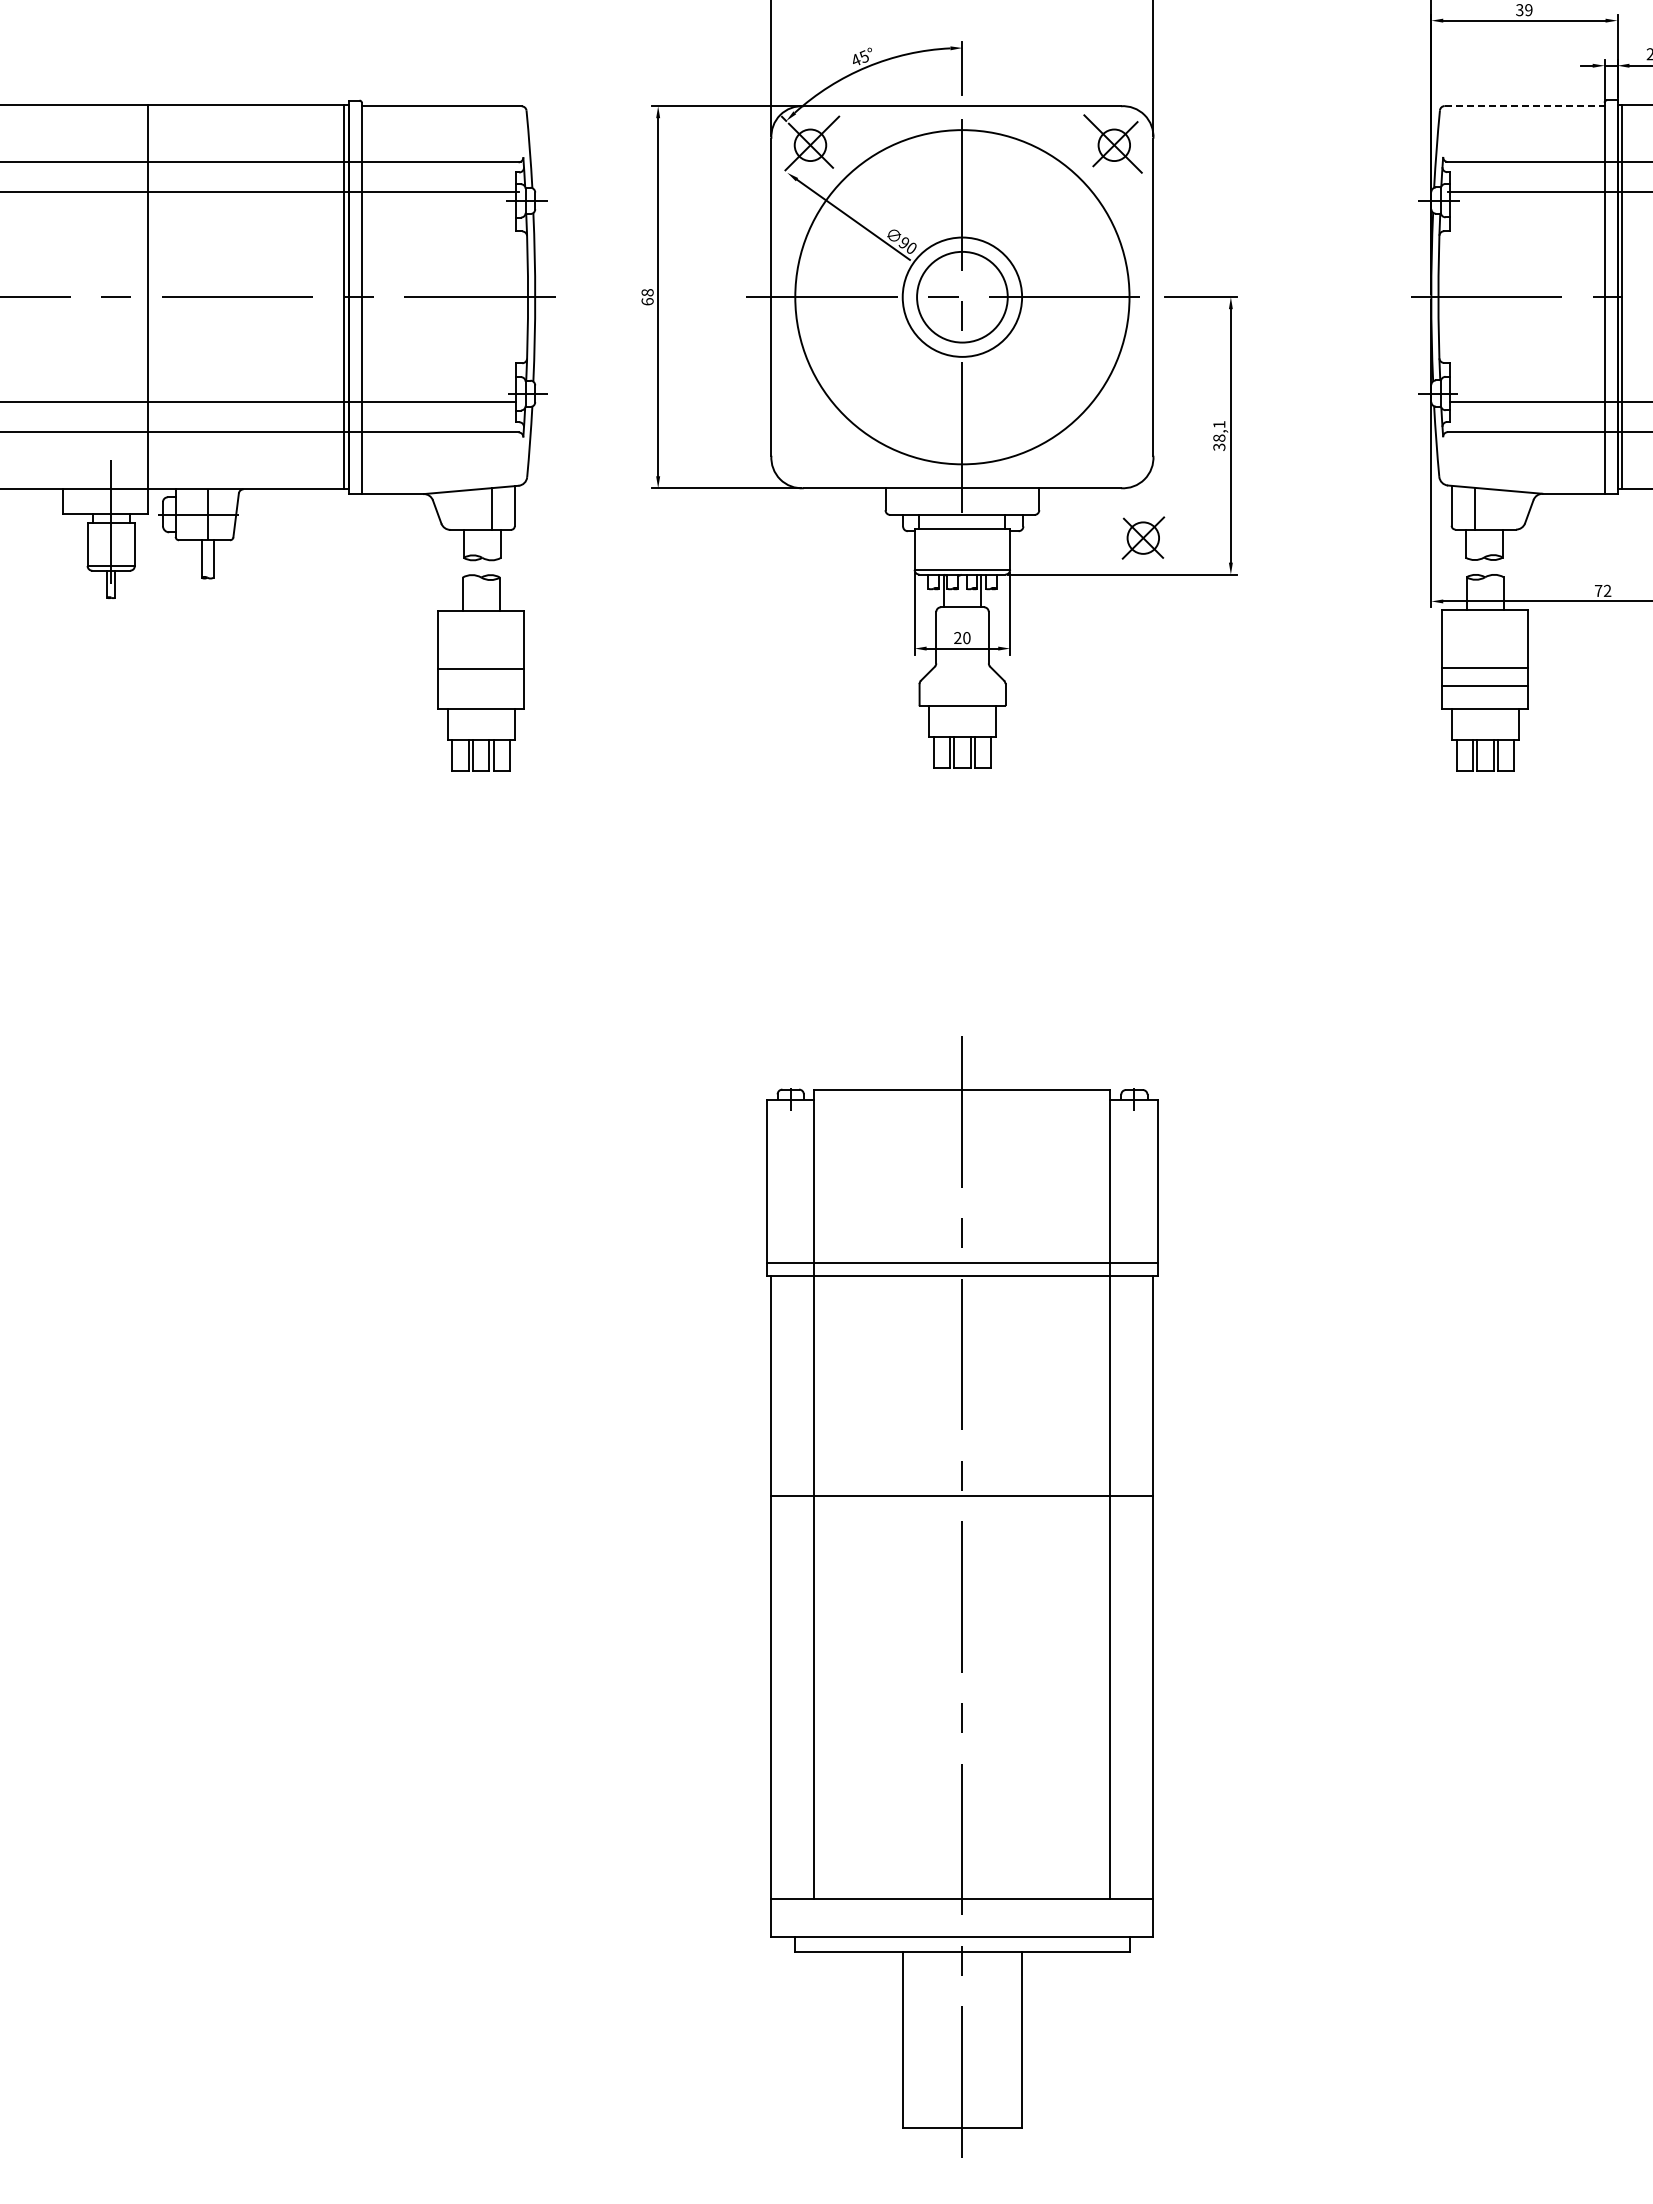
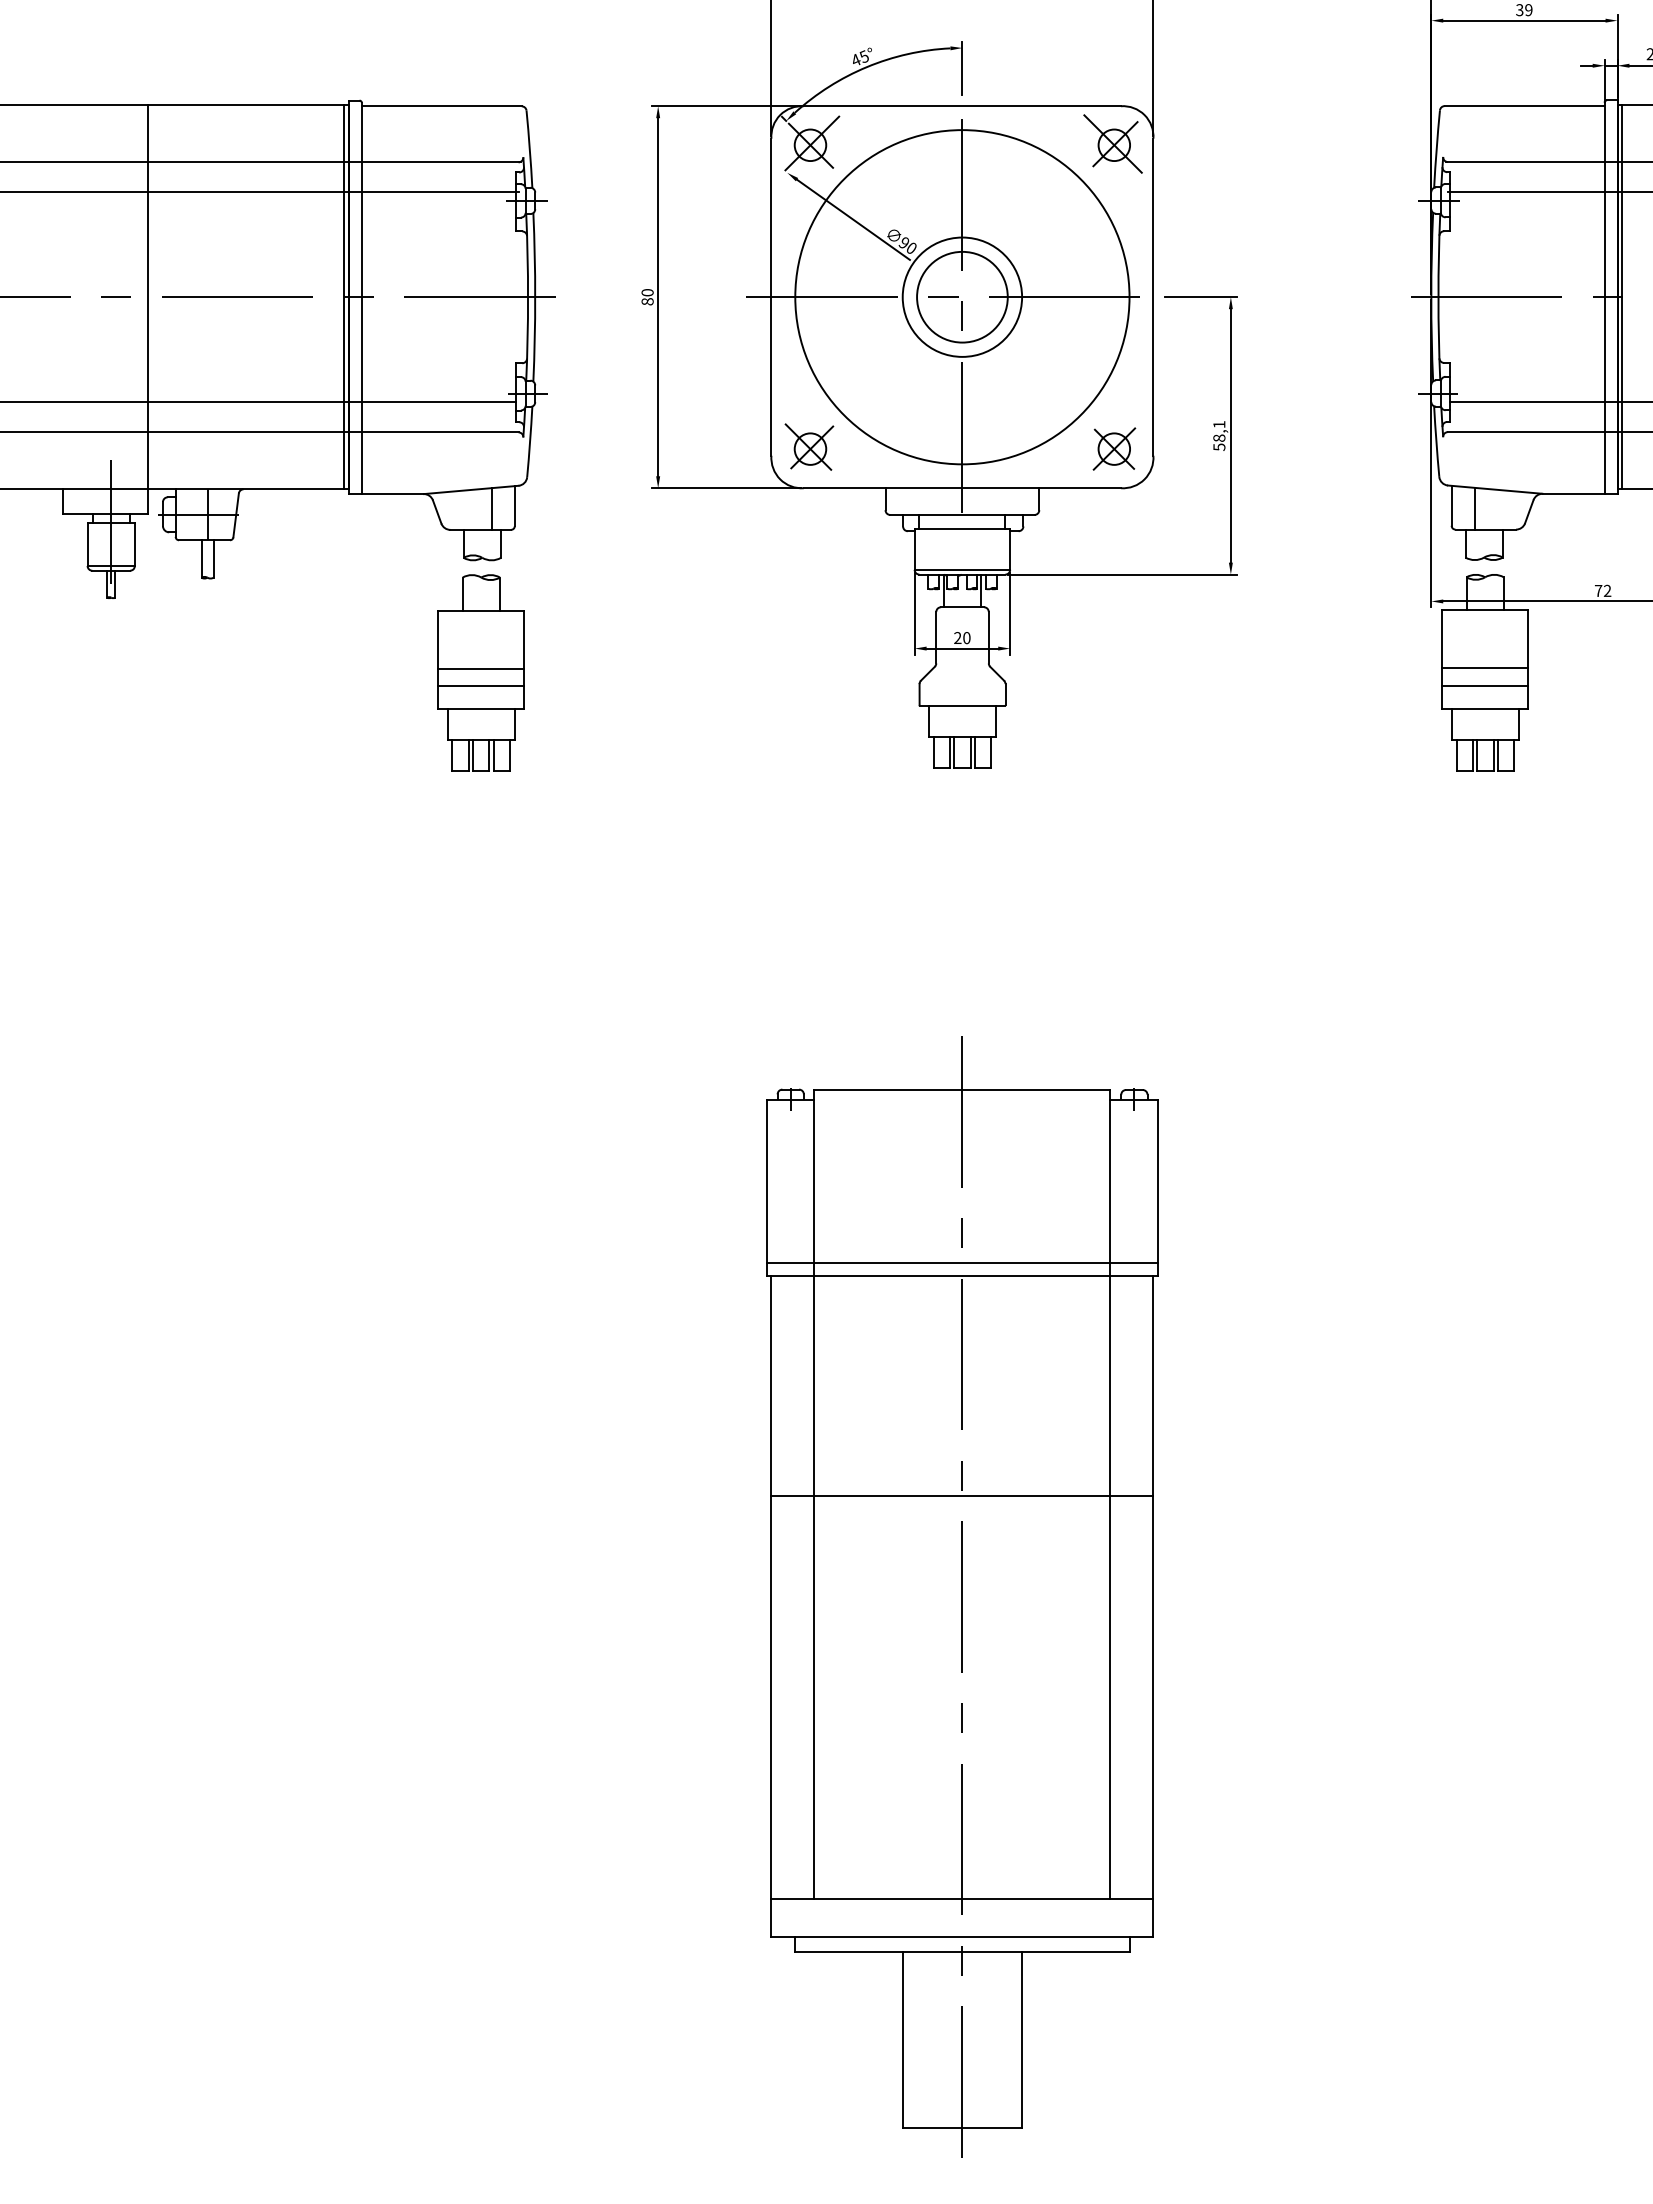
line: dashed -> solid (1524, 106)
text: 68 -> 80 (647, 297)
part: none -> present (809, 446)
text: 38,1 -> 58,1 (1218, 446)
part position: (1143, 537) -> (1114, 448) (1114, 448)
line: none -> present (481, 685)
